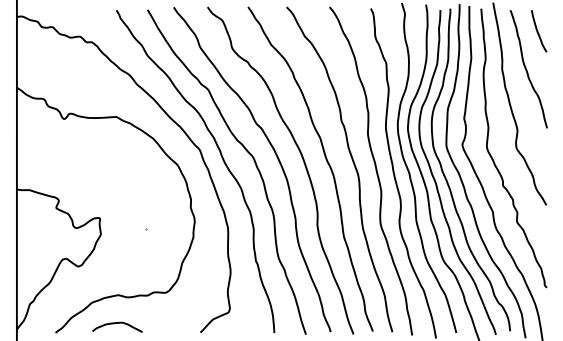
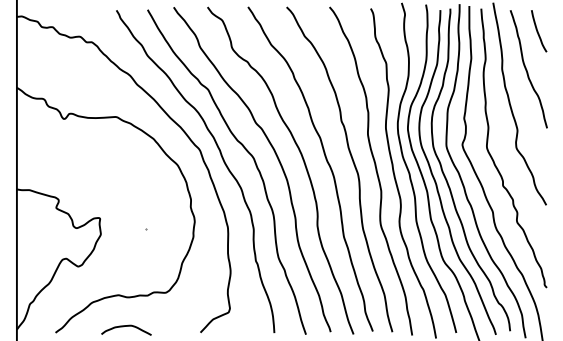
curve position: (117, 323) -> (126, 326) (126, 326)
